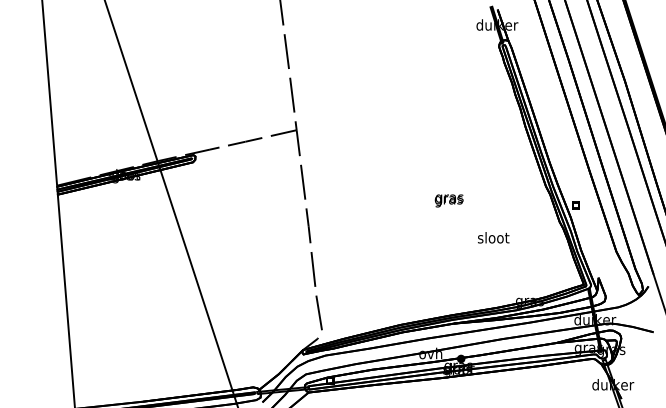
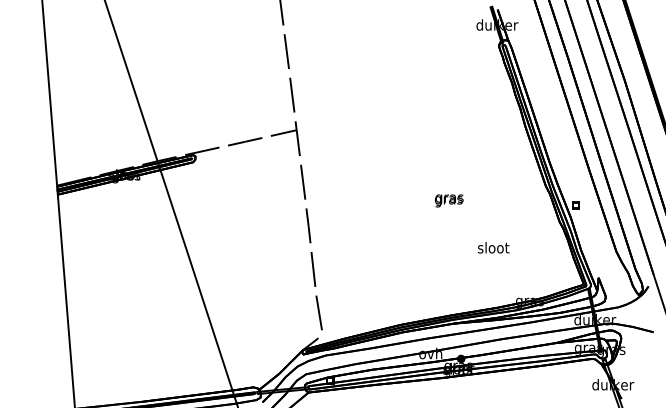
text position: (493, 237) -> (493, 247) (493, 247)
